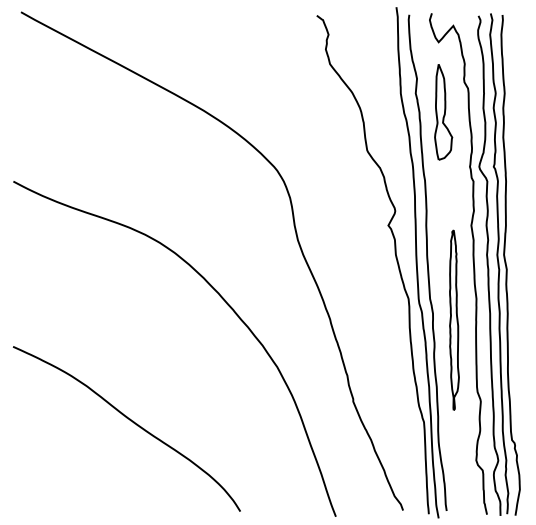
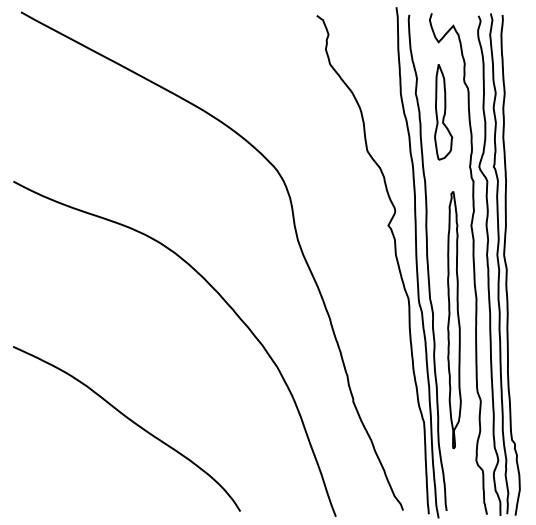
part size: 11x182 px -> 15x259 px (454, 320)
